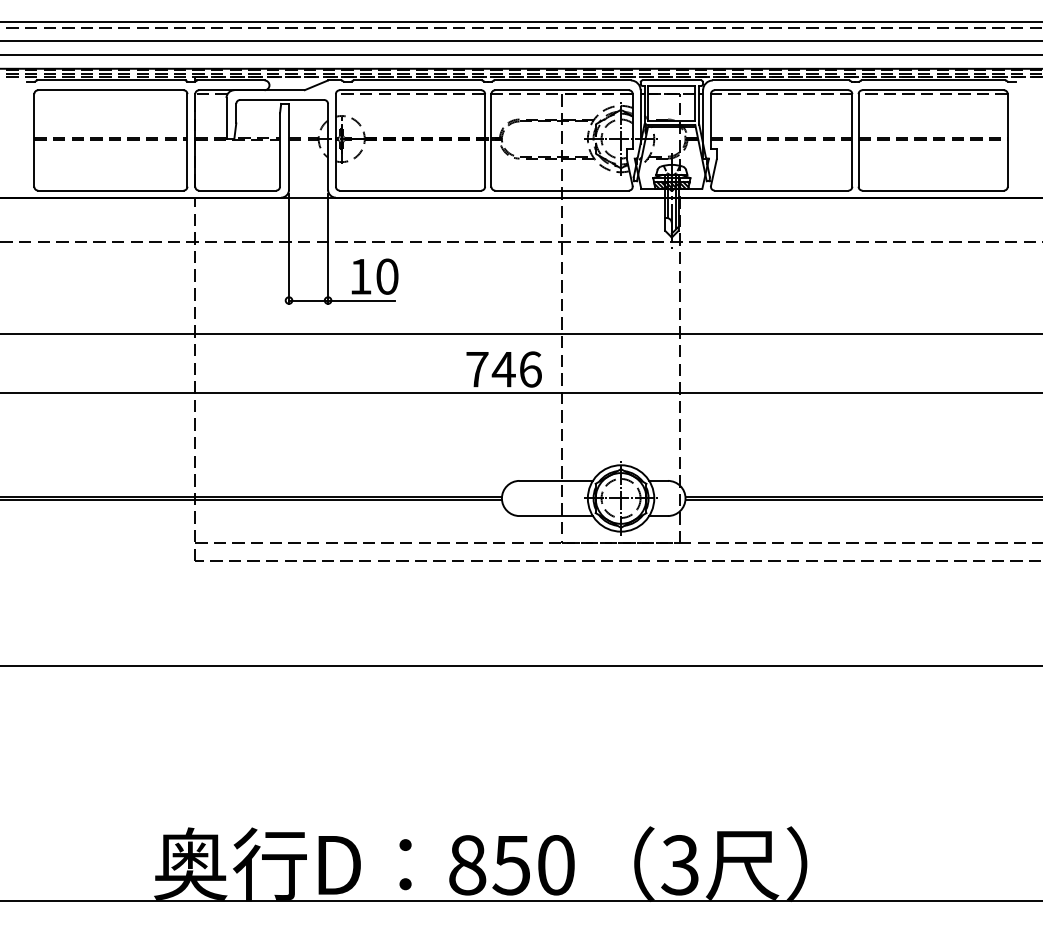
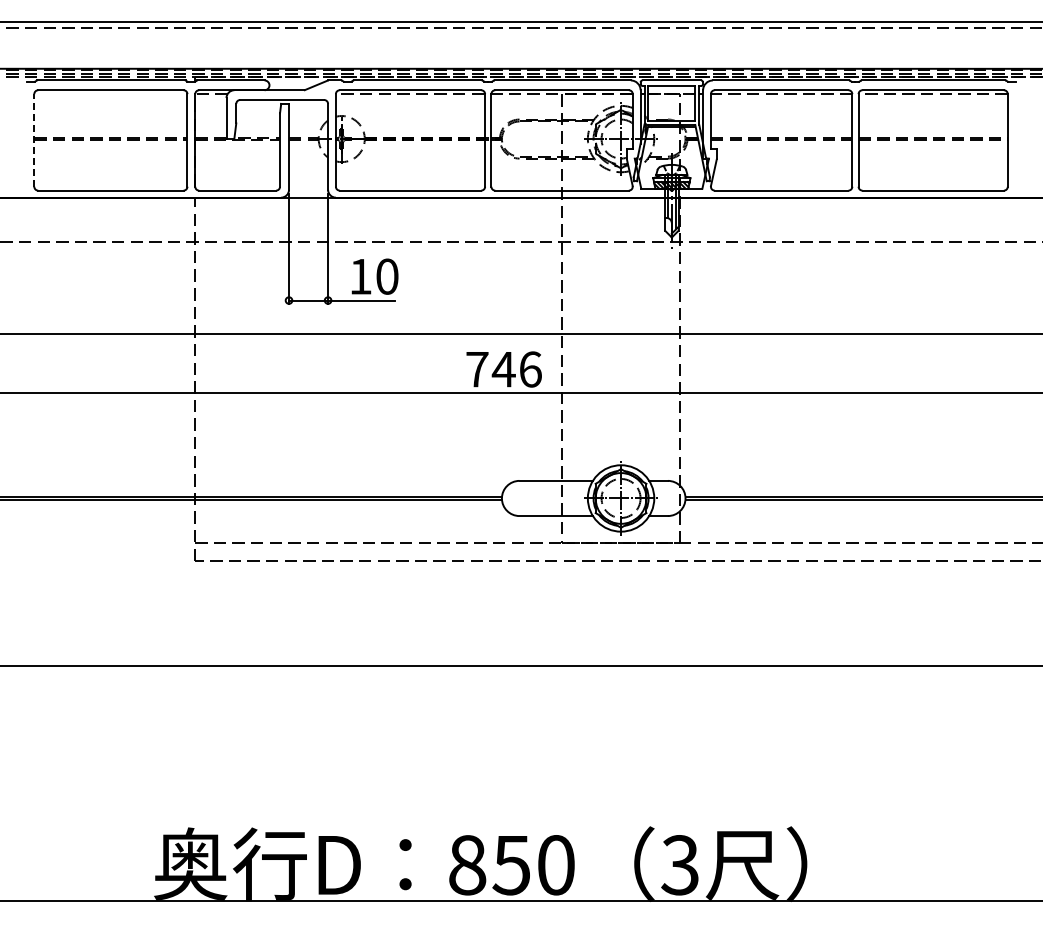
line: present -> none (520, 41)
line: present -> none (520, 55)
line: solid -> dashed (34, 139)
